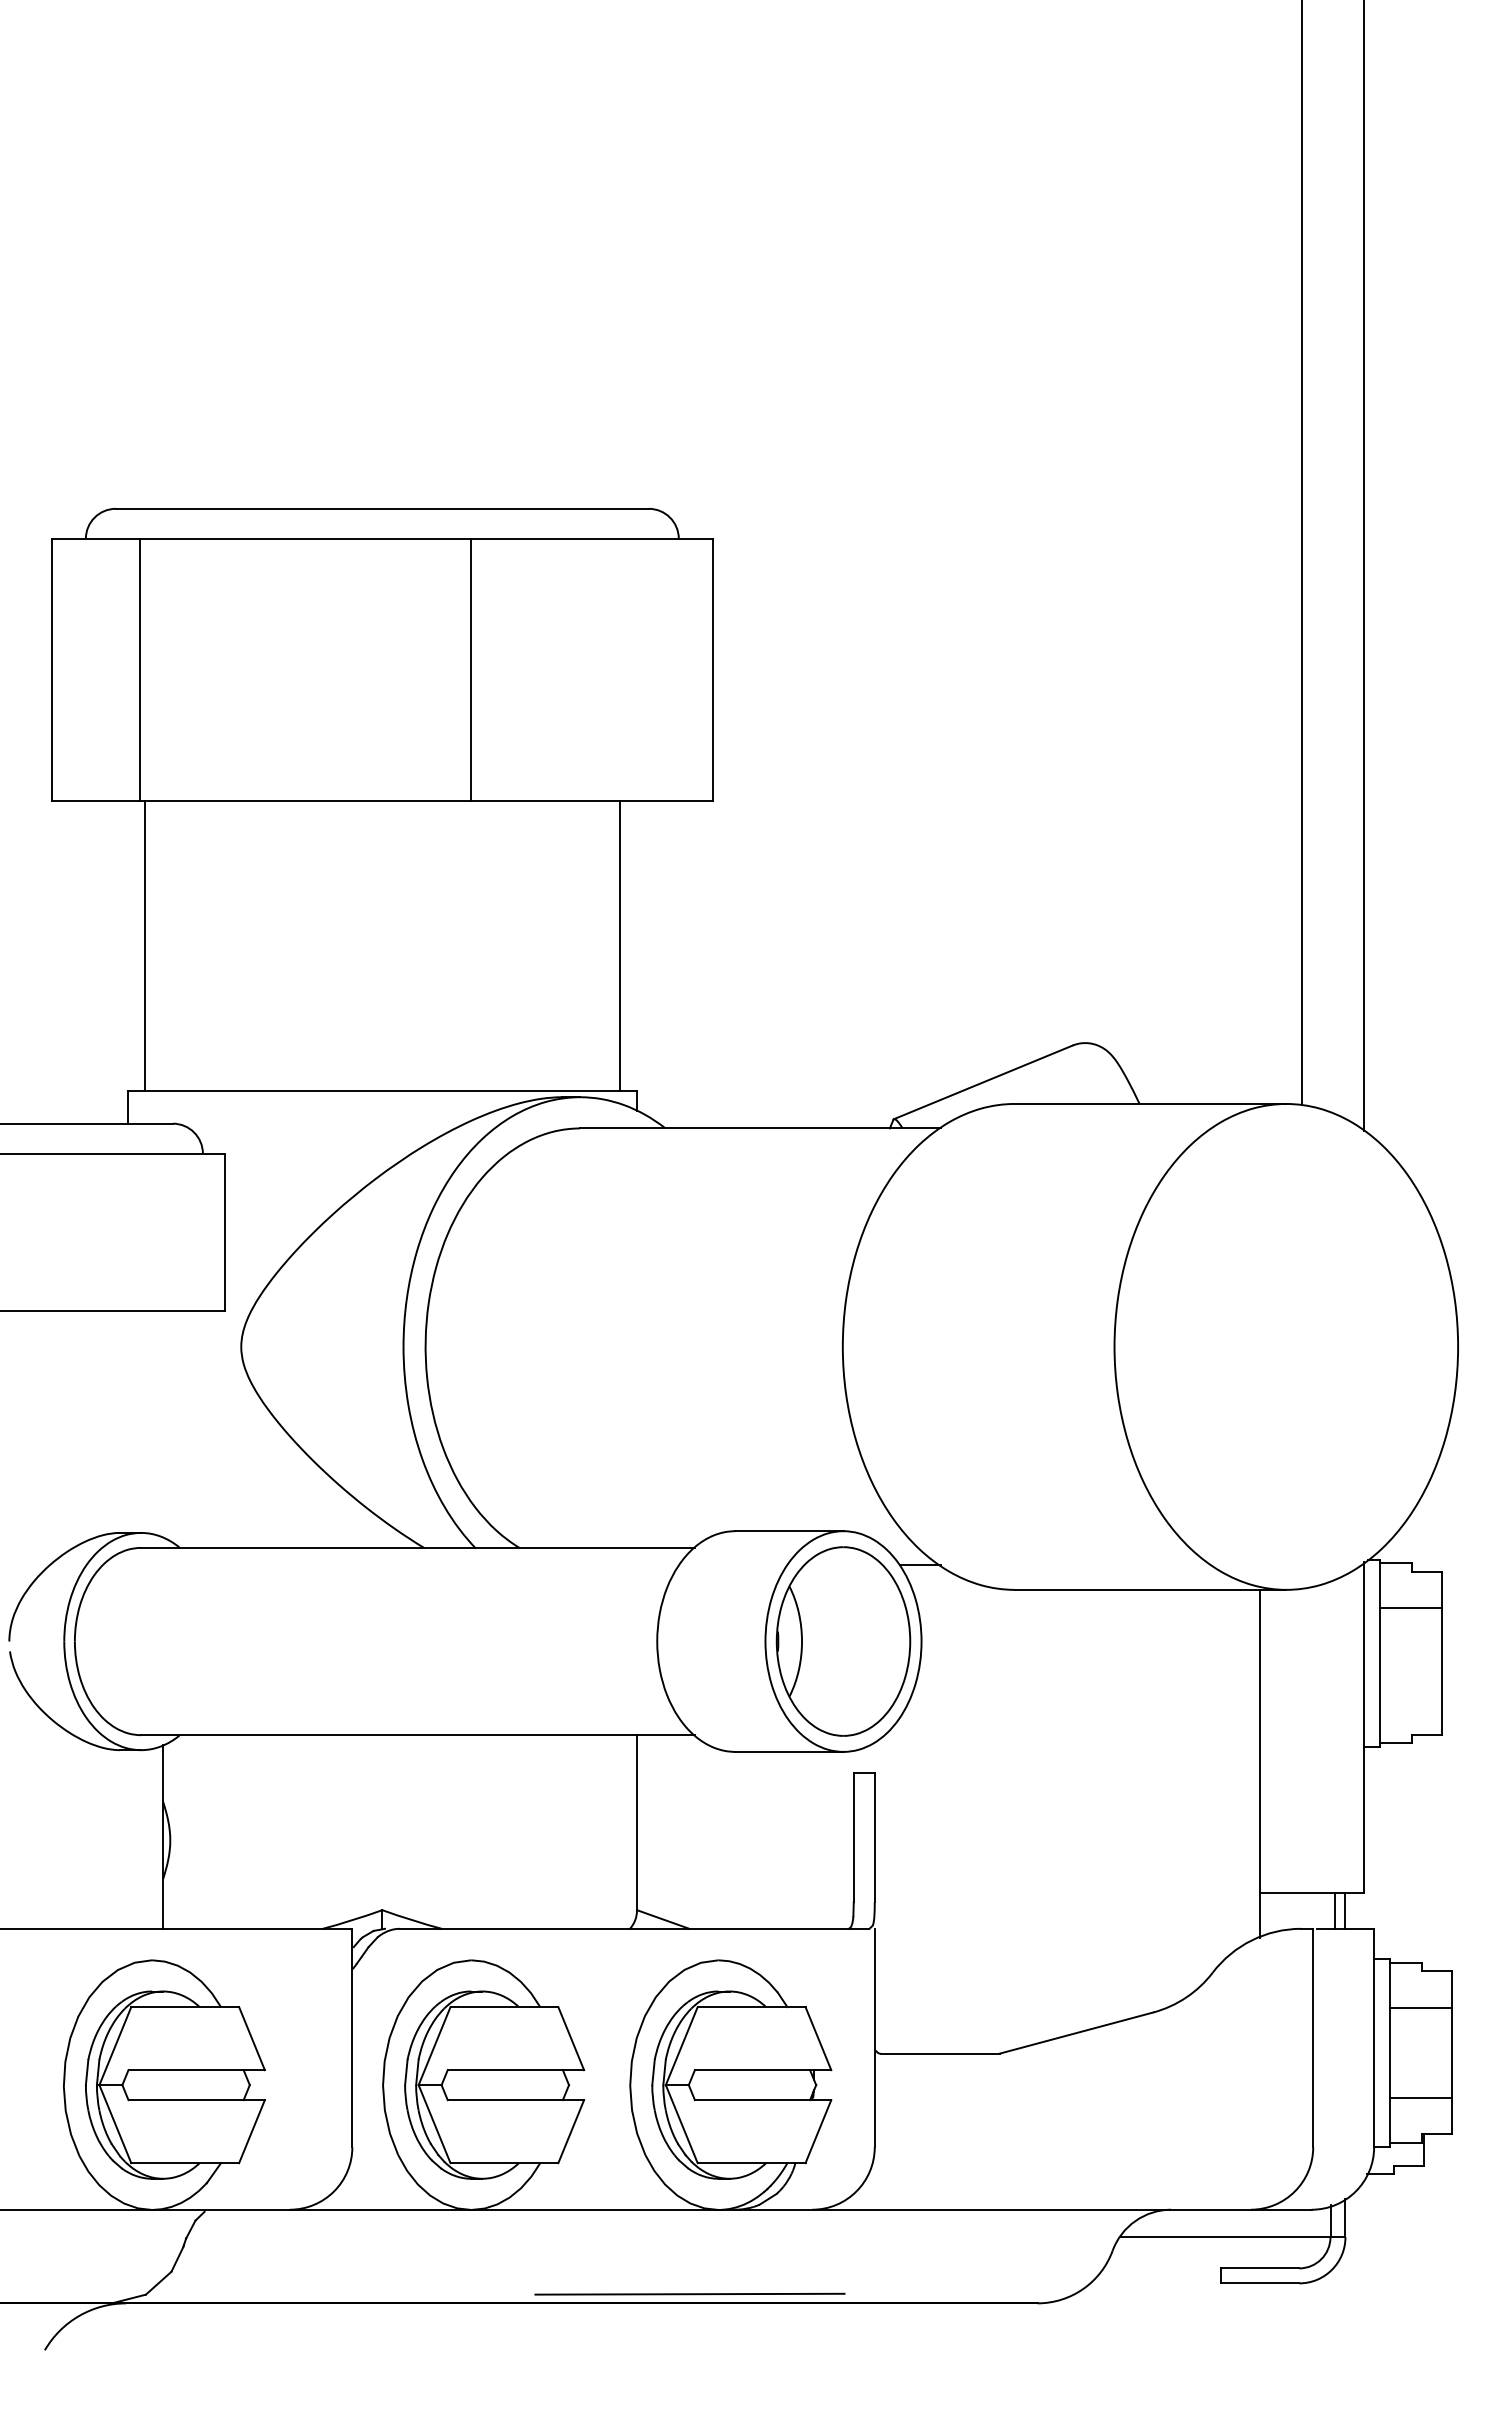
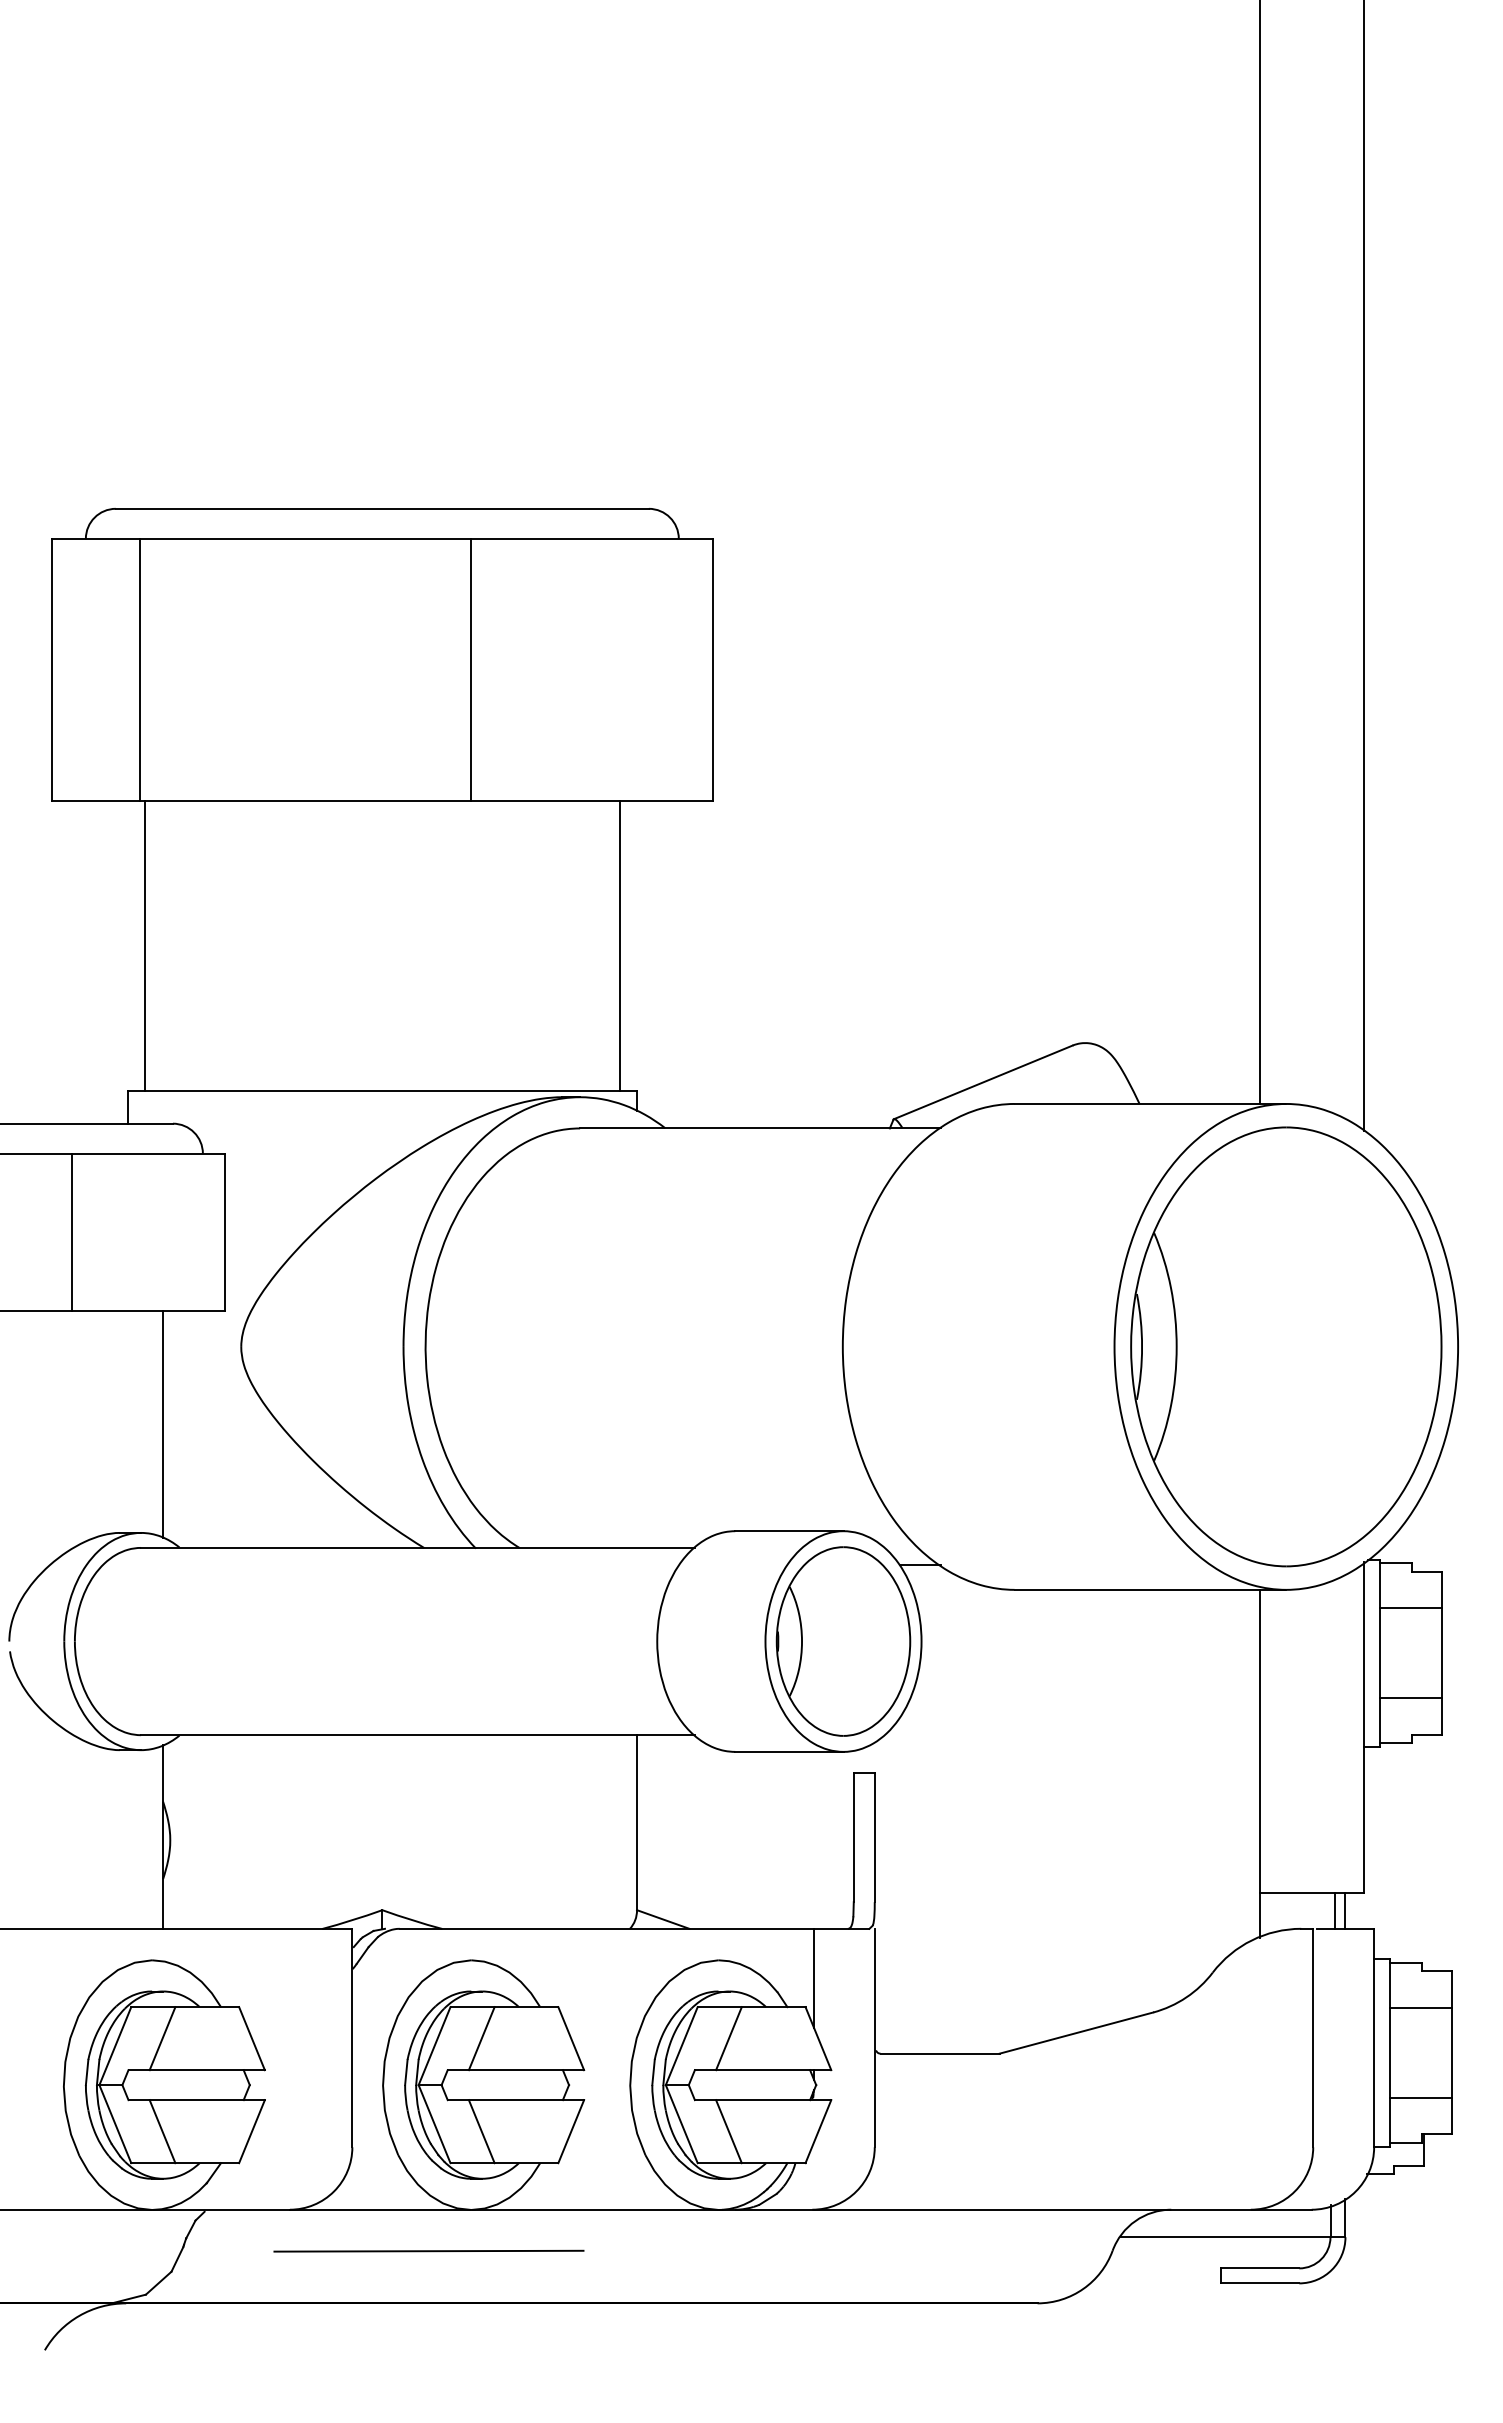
line position: (1301, 552) -> (1259, 552) (1259, 552)
line: none -> present (71, 1231)
part: none -> present (1286, 1346)
line: none -> present (163, 1424)
line: none -> present (1410, 1698)
line: none -> present (814, 1977)
line: none -> present (162, 2038)
line: none -> present (481, 2038)
line: none -> present (728, 2038)
line: none -> present (162, 2131)
line: none -> present (481, 2131)
line: none -> present (728, 2131)
line position: (689, 2293) -> (428, 2250) (428, 2250)
